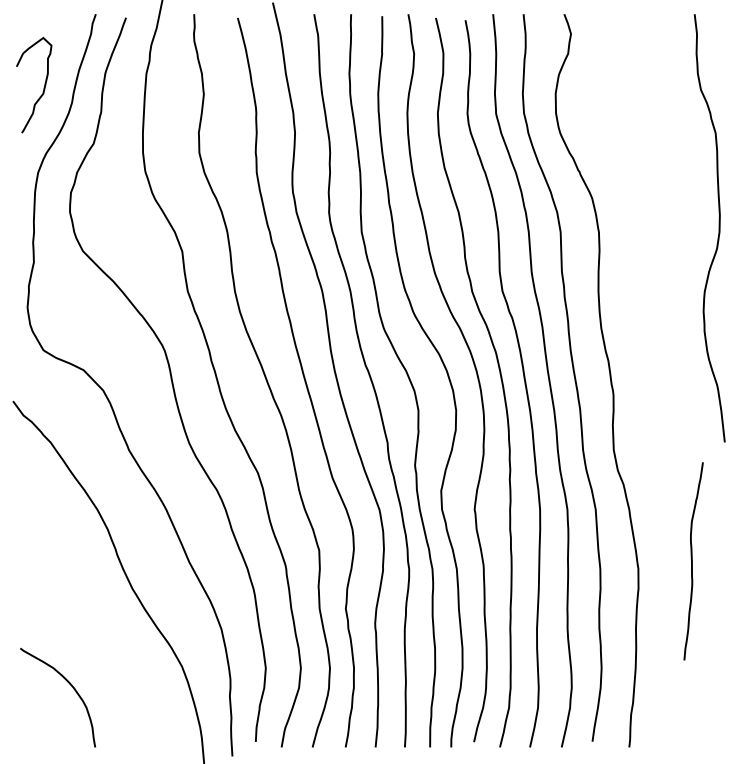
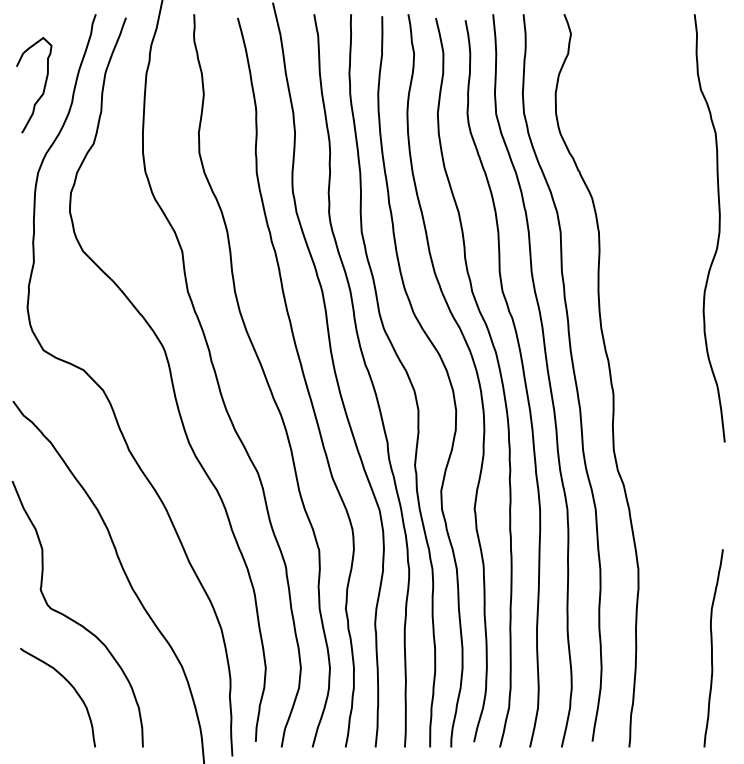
curve position: (692, 561) -> (712, 648) (712, 648)
curve: none -> present (73, 619)
